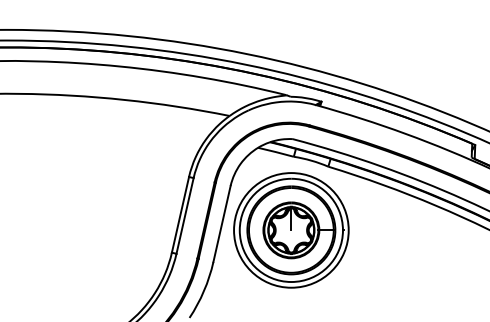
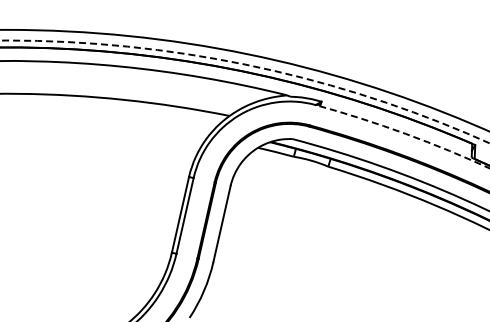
circle: solid -> dashed (244, 91)
arc: solid -> dashed (404, 133)
part: present -> none (291, 230)
